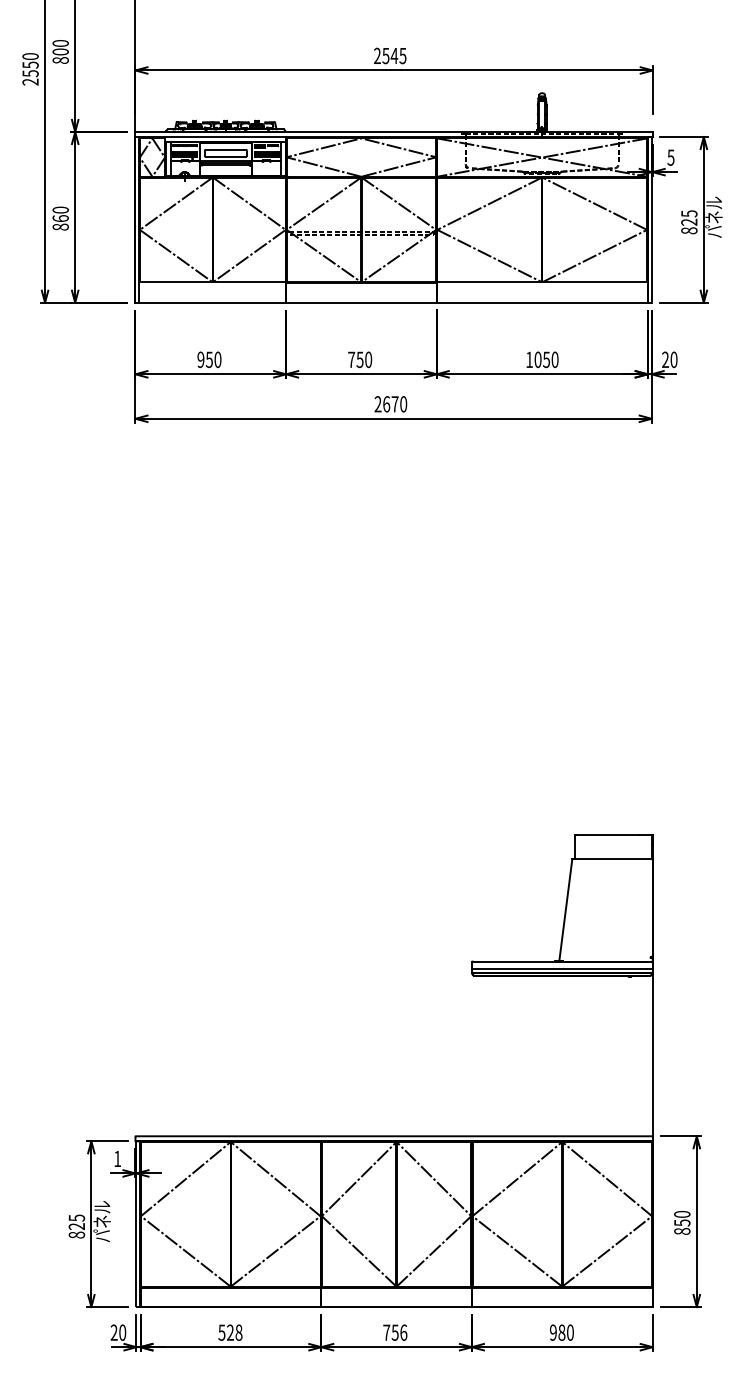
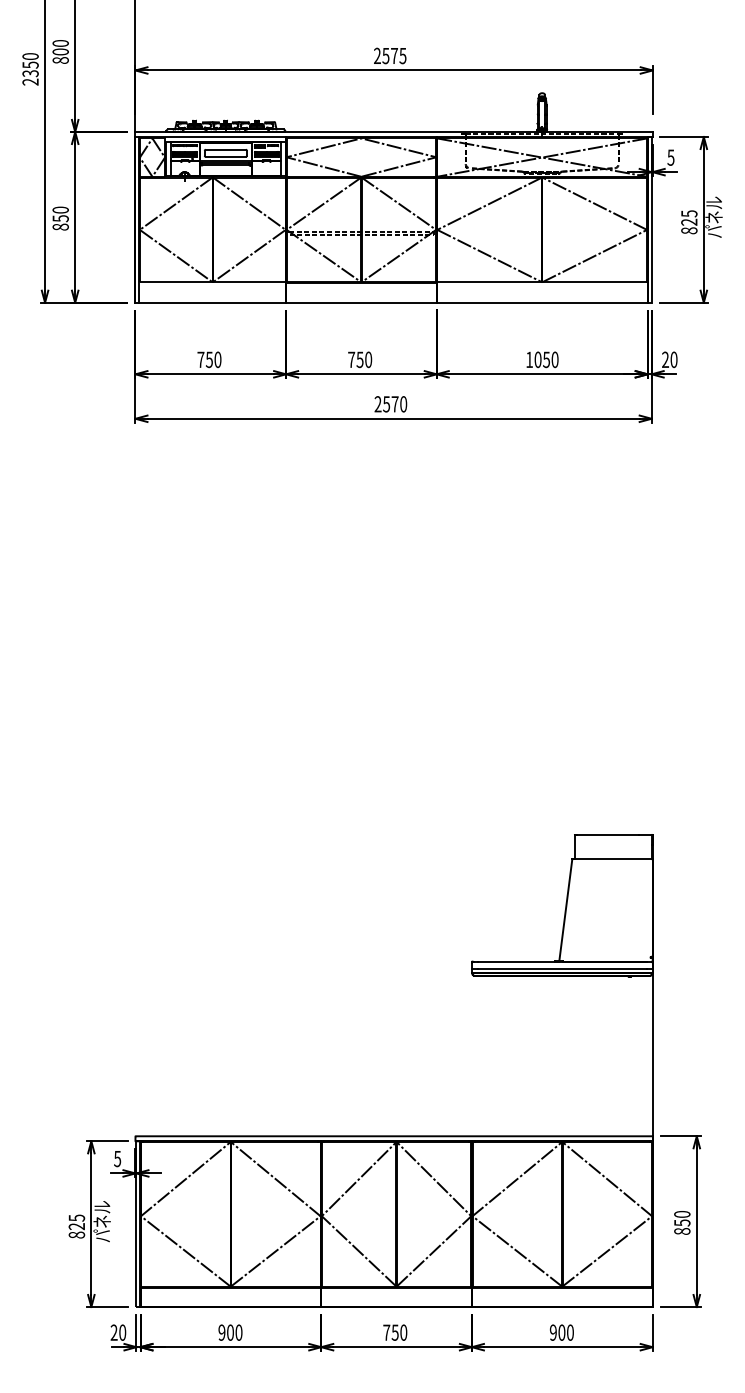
text: 2545 -> 2575 (394, 55)
text: 2550 -> 2350 (29, 73)
text: 860 -> 850 (60, 218)
text: 950 -> 750 (200, 359)
text: 2670 -> 2570 (386, 404)
text: 1 -> 5 (117, 1159)
text: 528 -> 900 (230, 1332)
text: 756 -> 750 (403, 1332)
text: 980 -> 900 (561, 1332)
